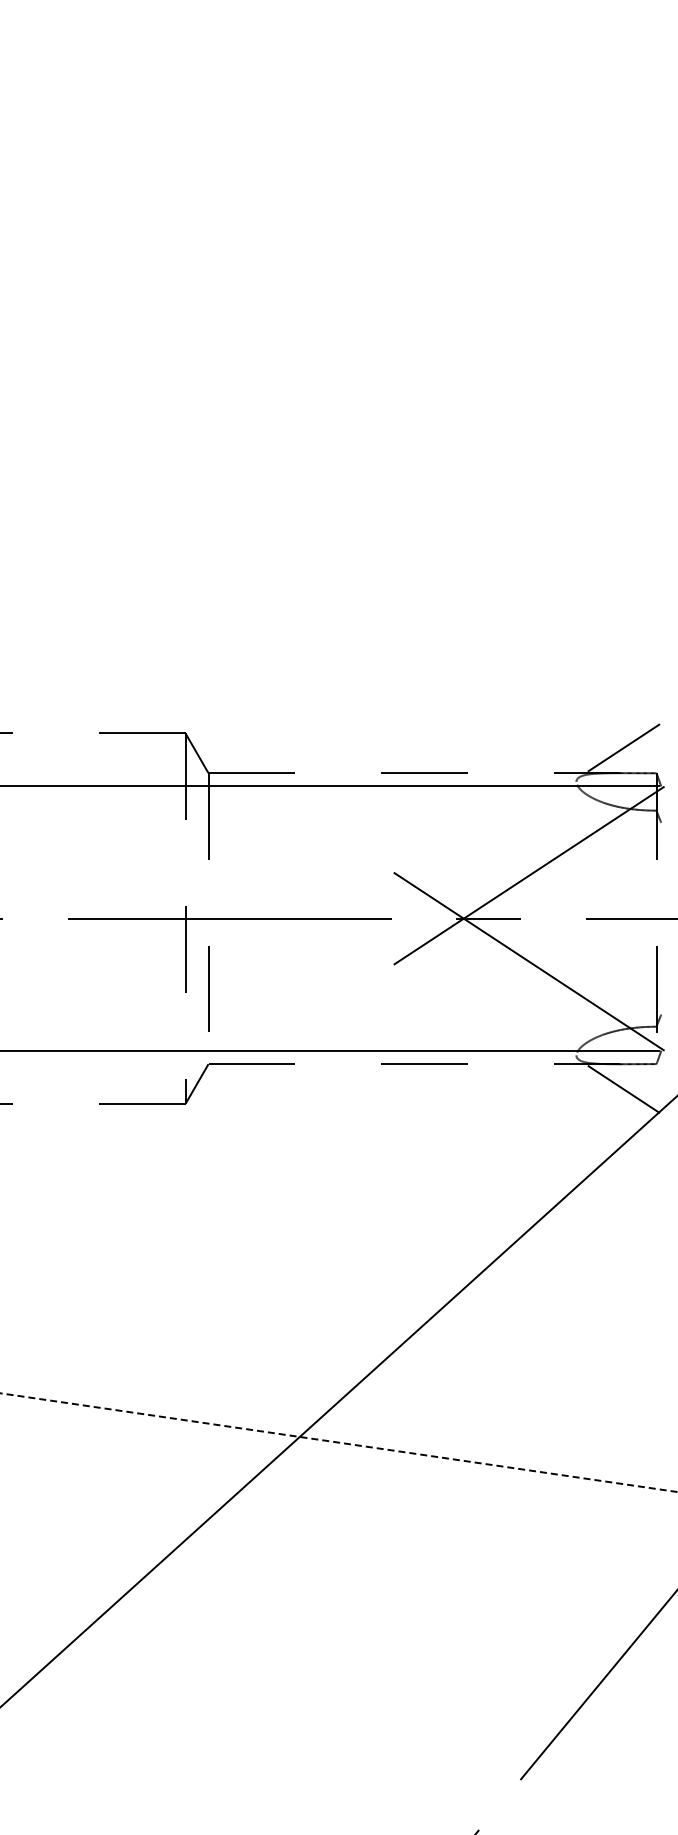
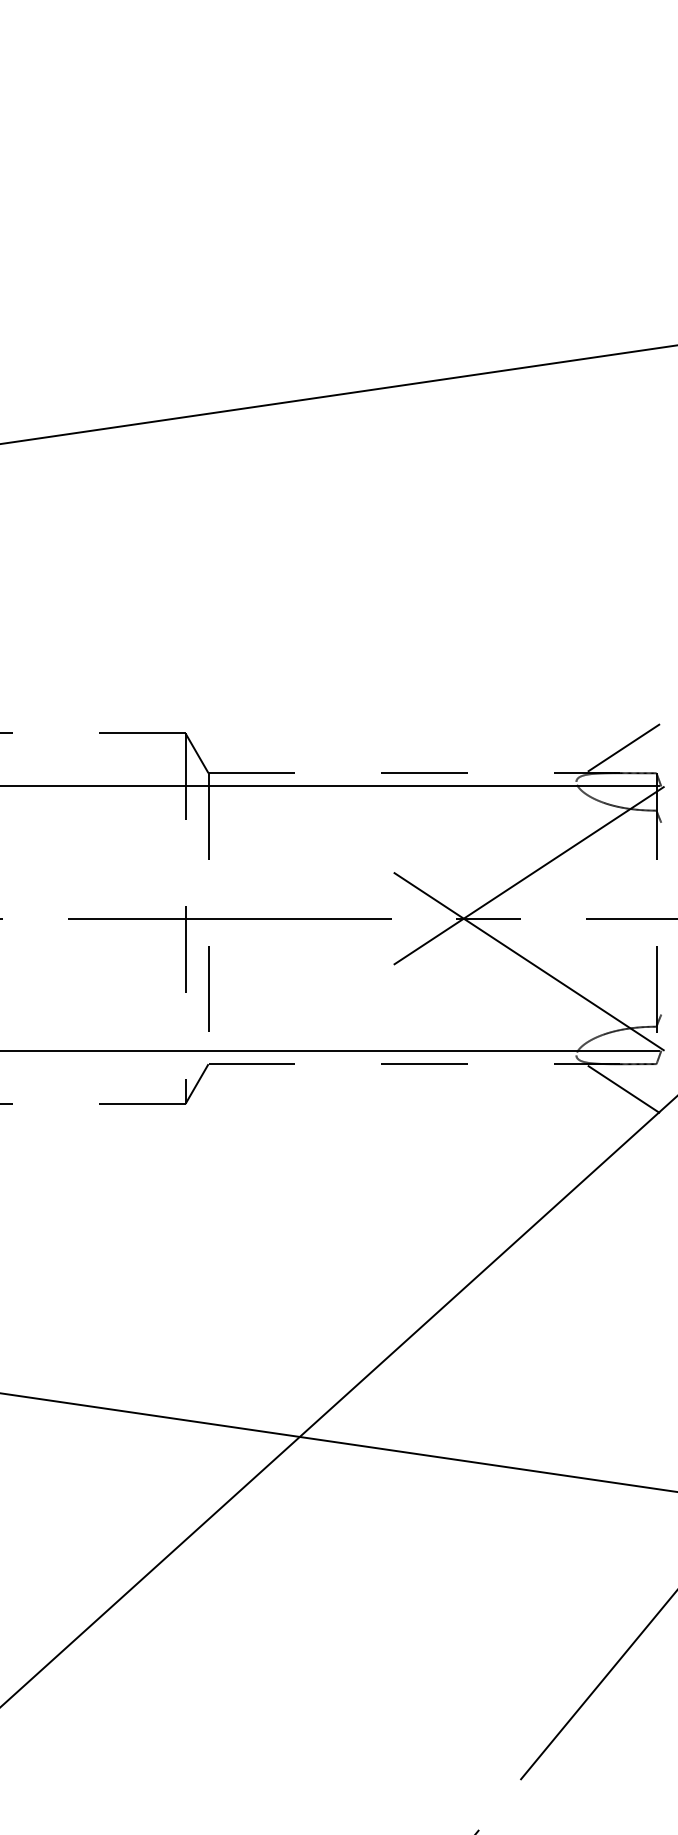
line: none -> present (338, 394)
line: dashed -> solid (338, 1442)
